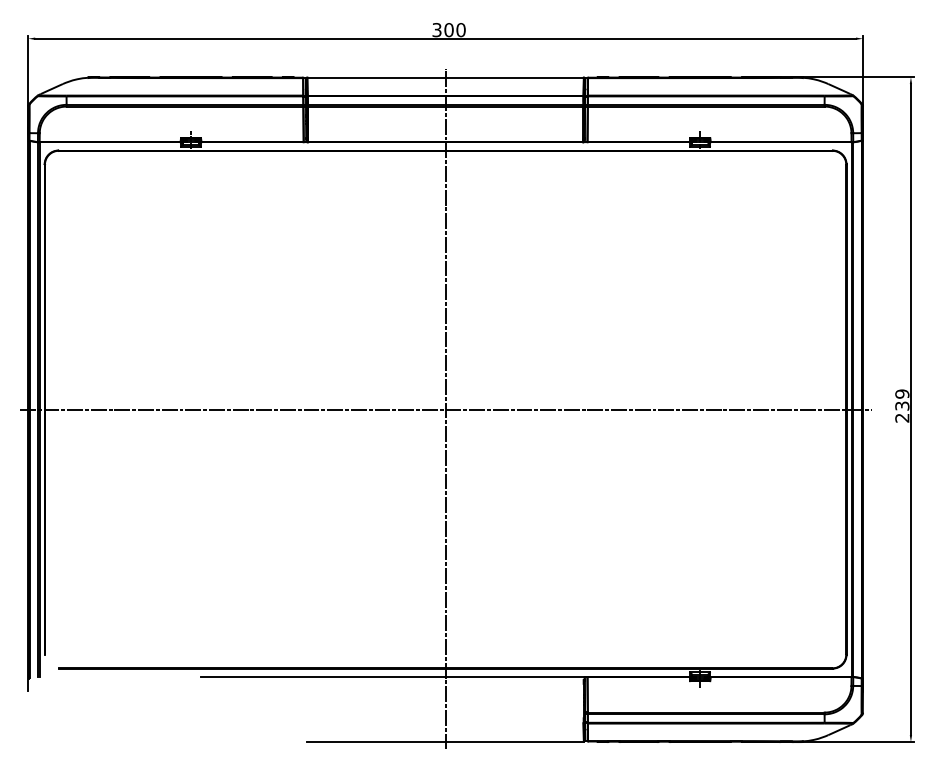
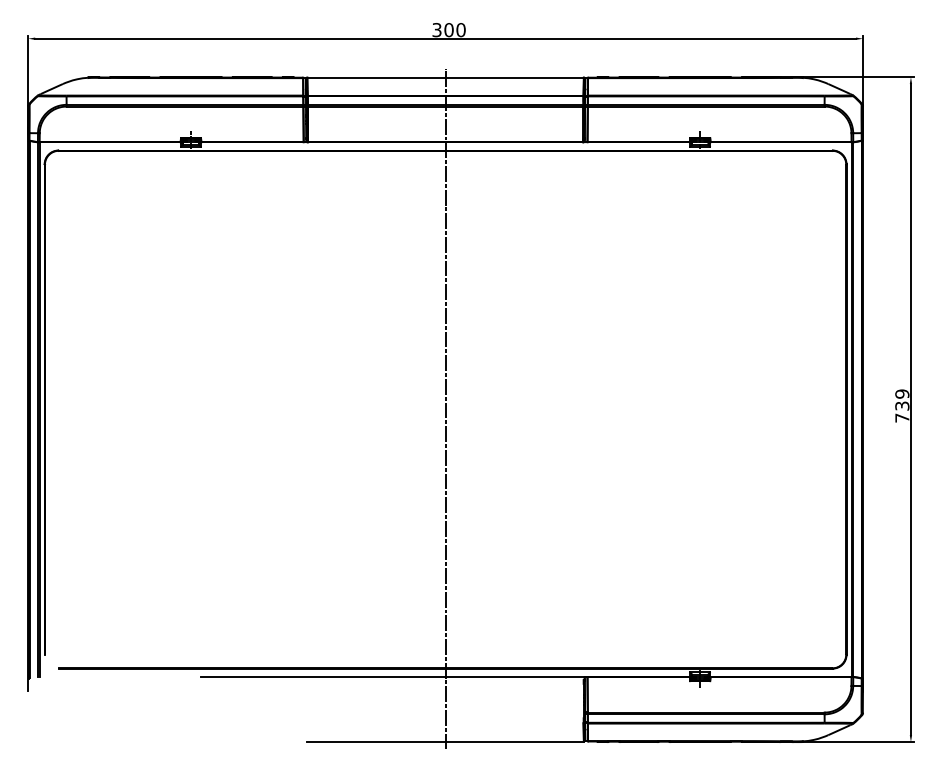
line: present -> none (445, 409)
text: 239 -> 739 (902, 417)
